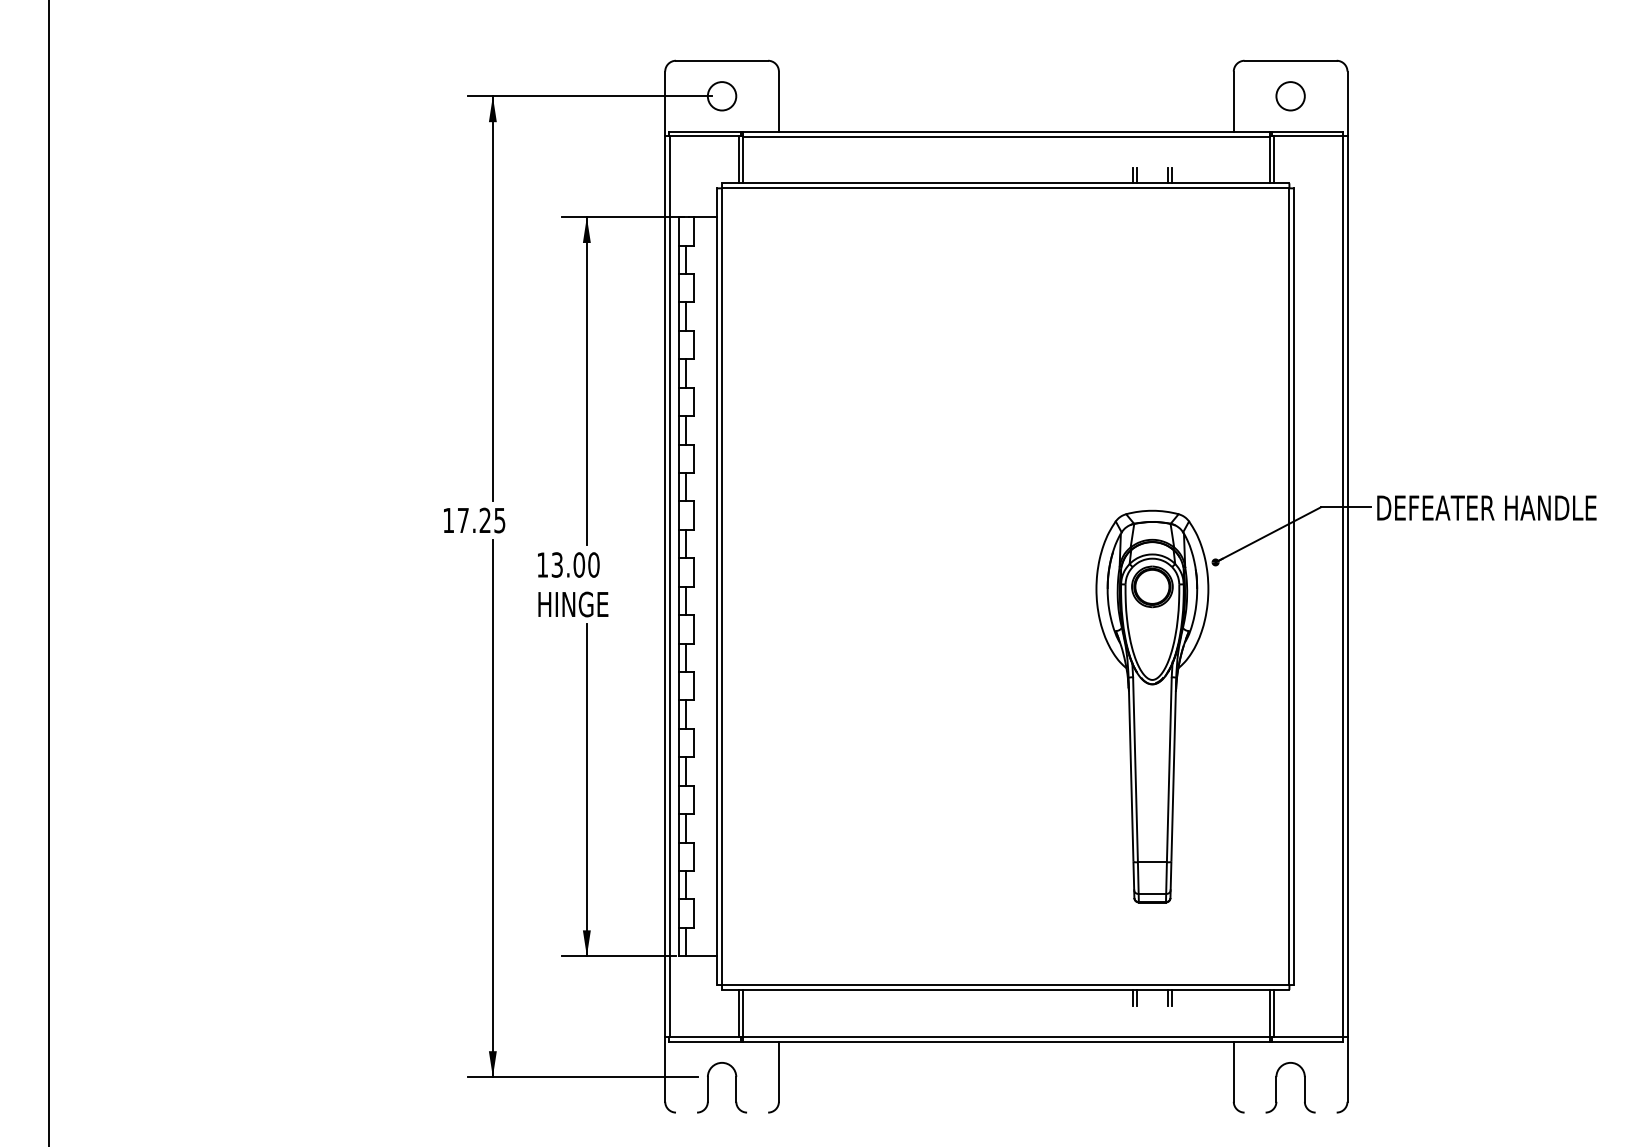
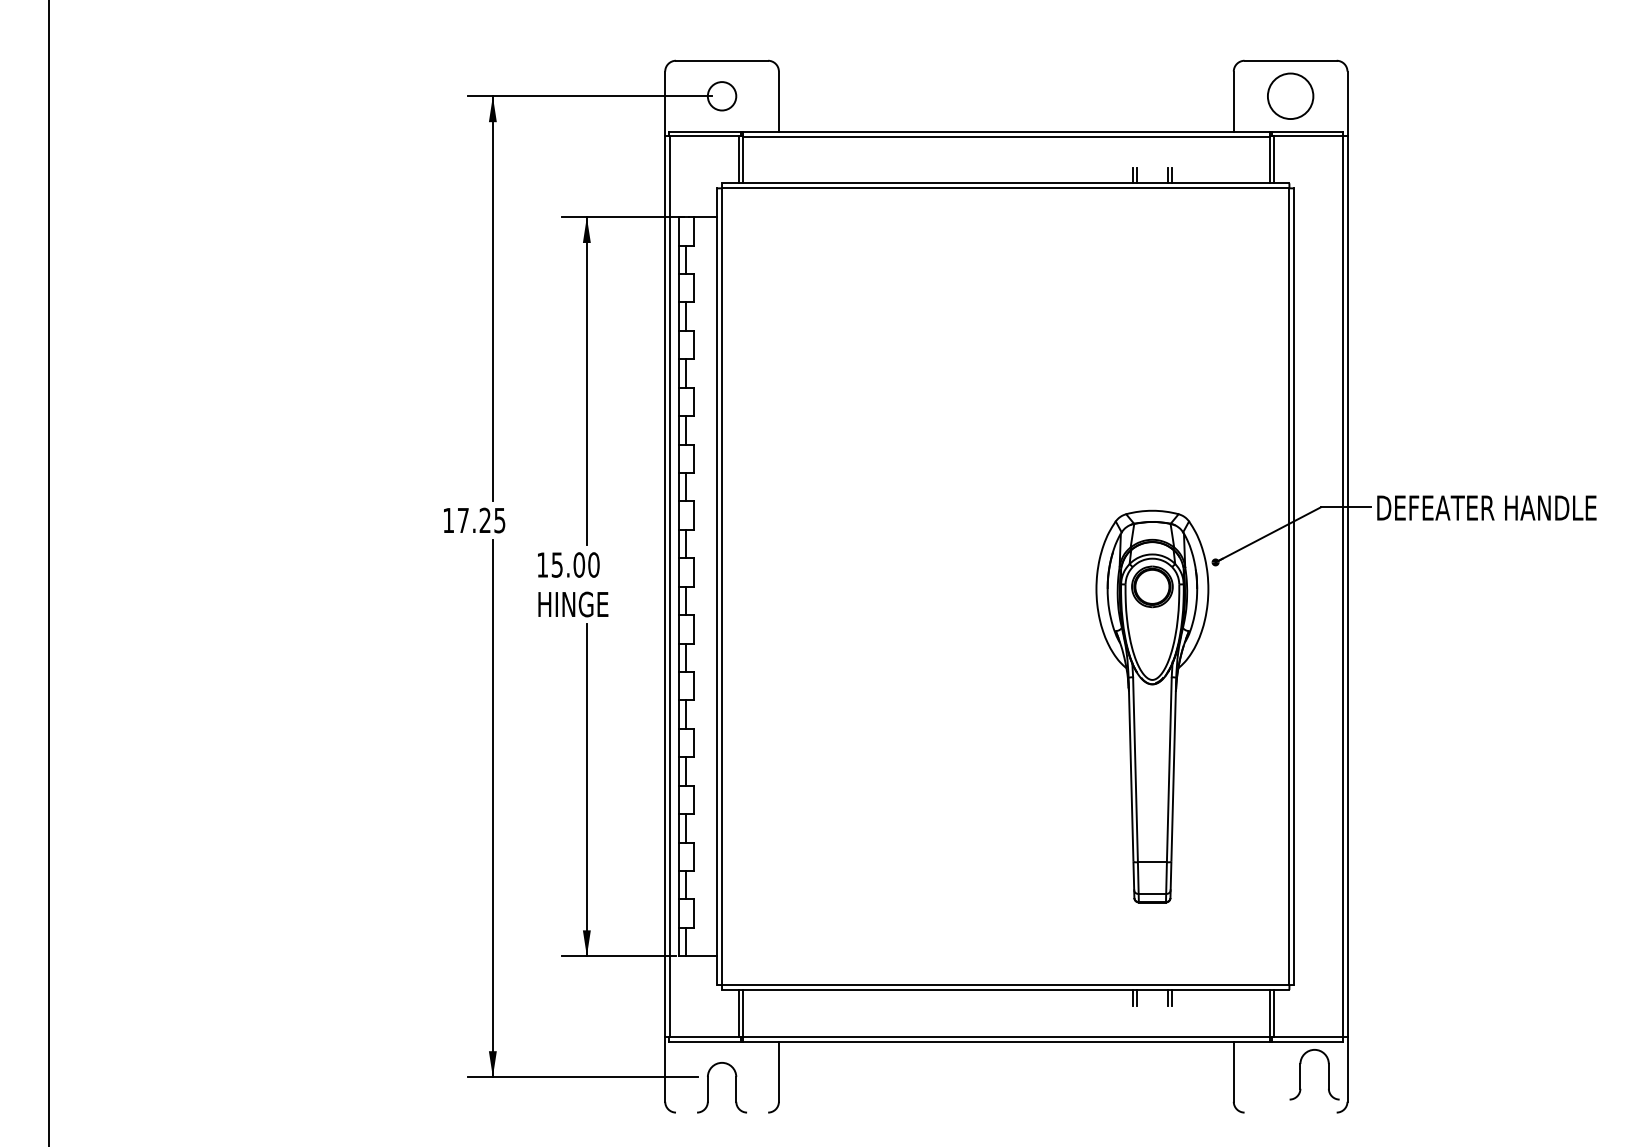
circle diameter: 28 px -> 45 px (1290, 96)
text: 13.00 -> 15.00 (557, 564)
part position: (1276, 1087) -> (1300, 1074) (1300, 1074)
